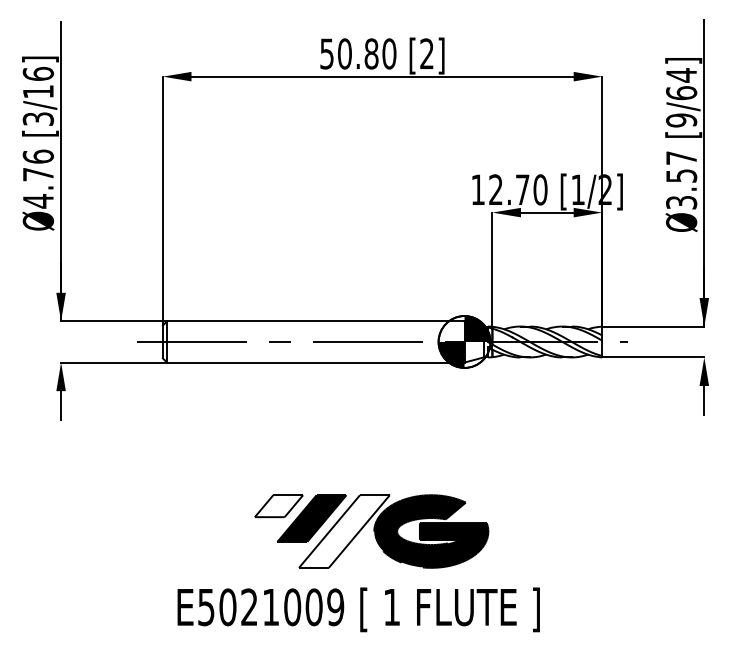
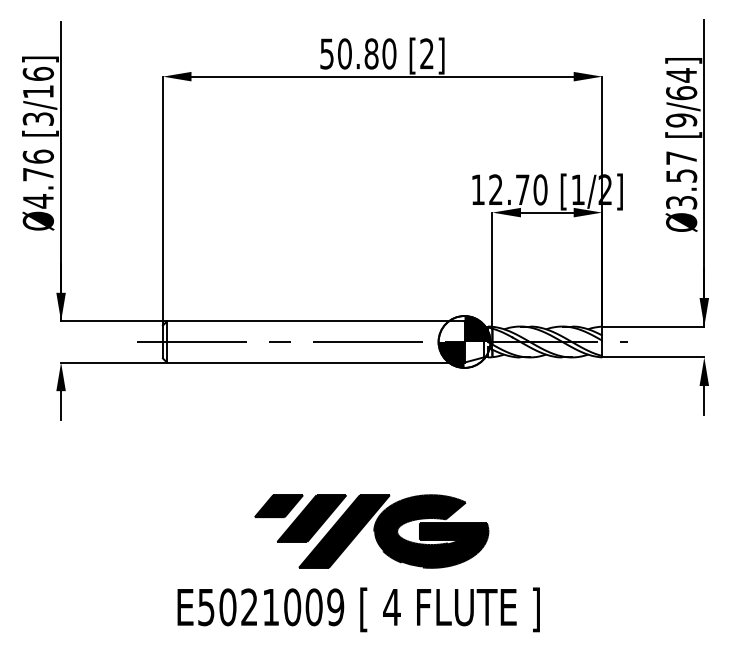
fill: none -> present (278, 506)
fill: none -> present (344, 531)
text: 1 -> 4 (391, 607)
